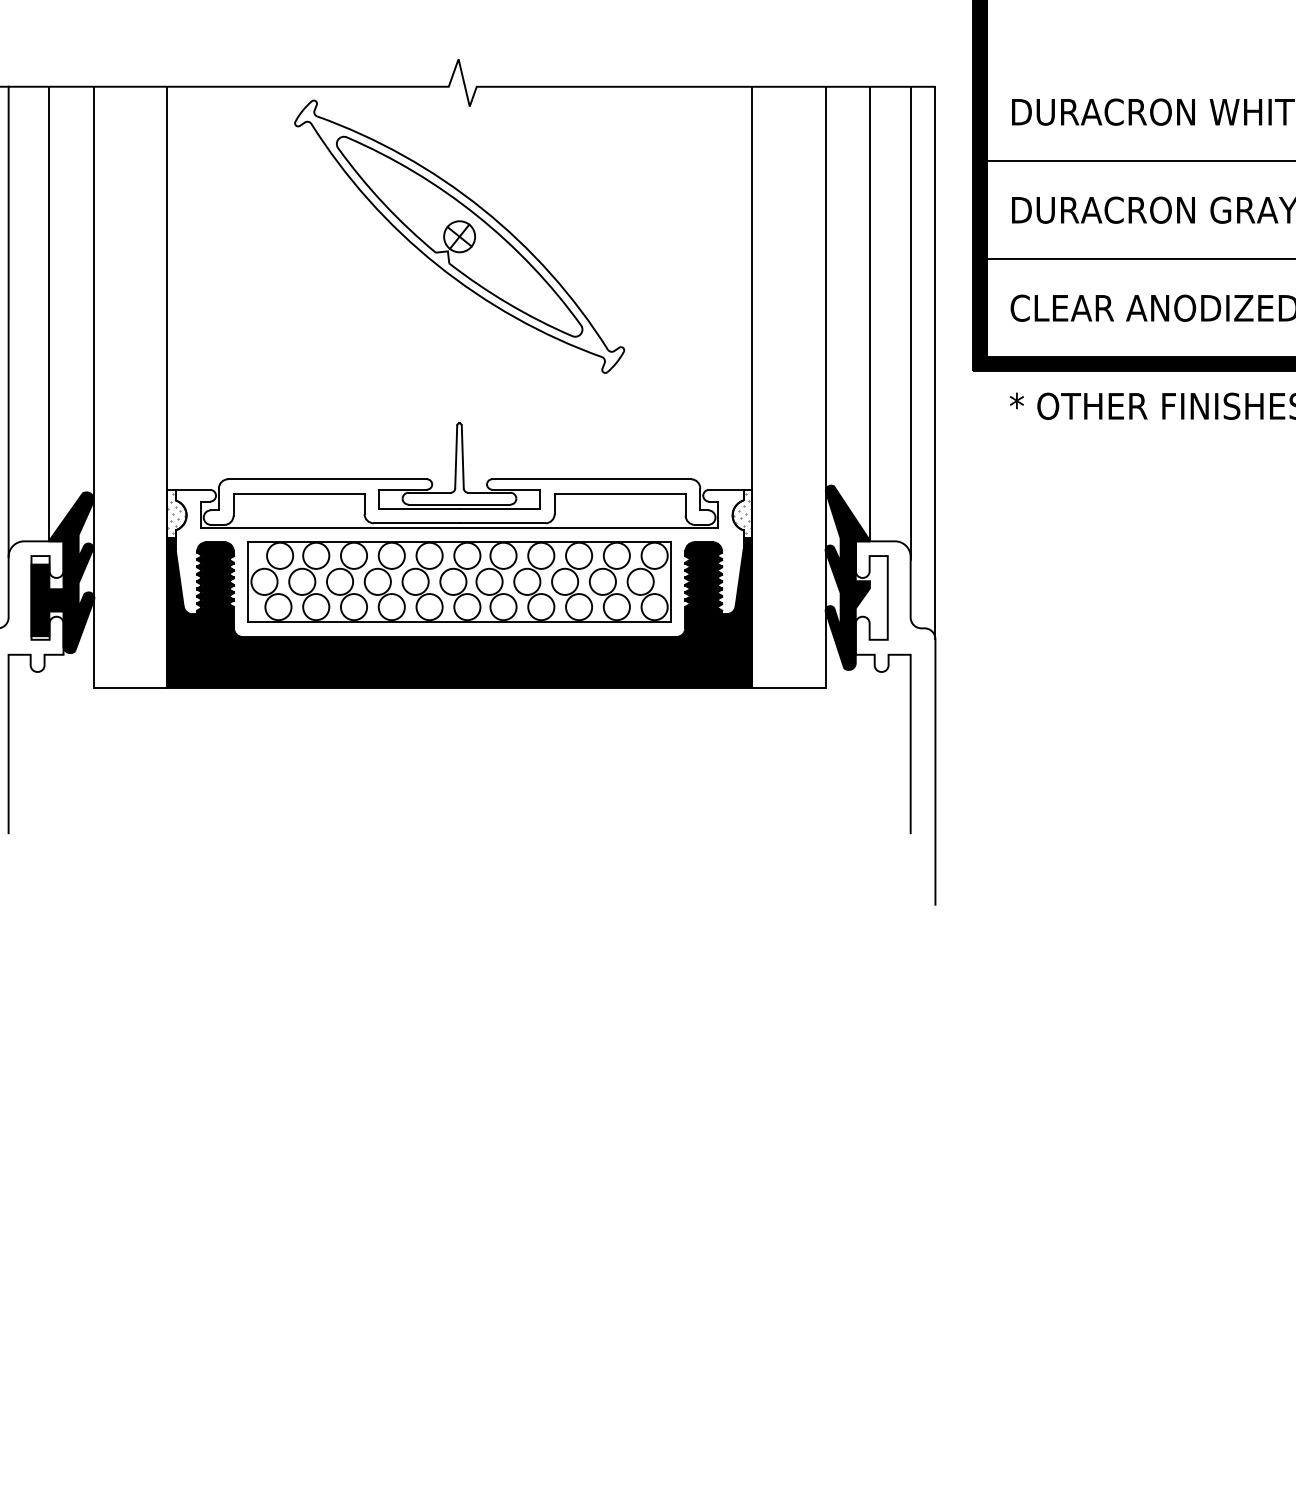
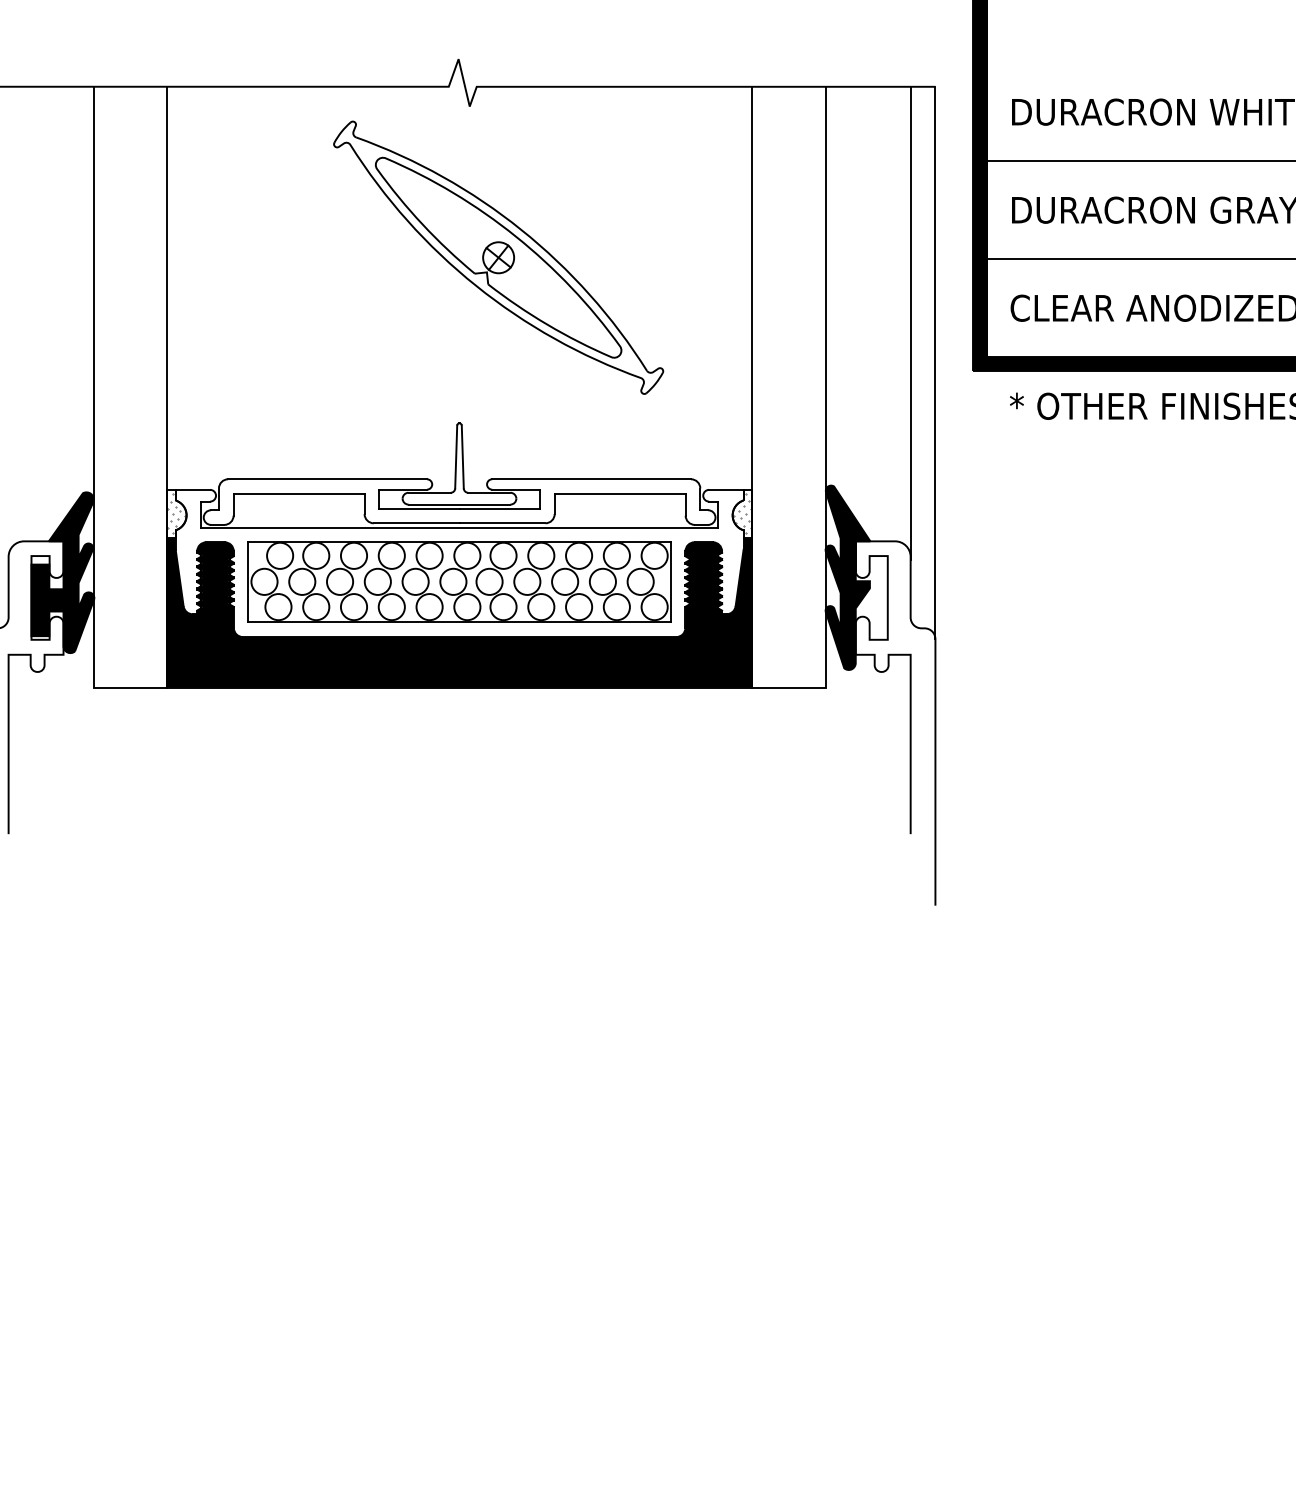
part position: (459, 236) -> (498, 257) (498, 257)
line: present -> none (48, 313)
line: present -> none (870, 313)
line: present -> none (8, 321)
